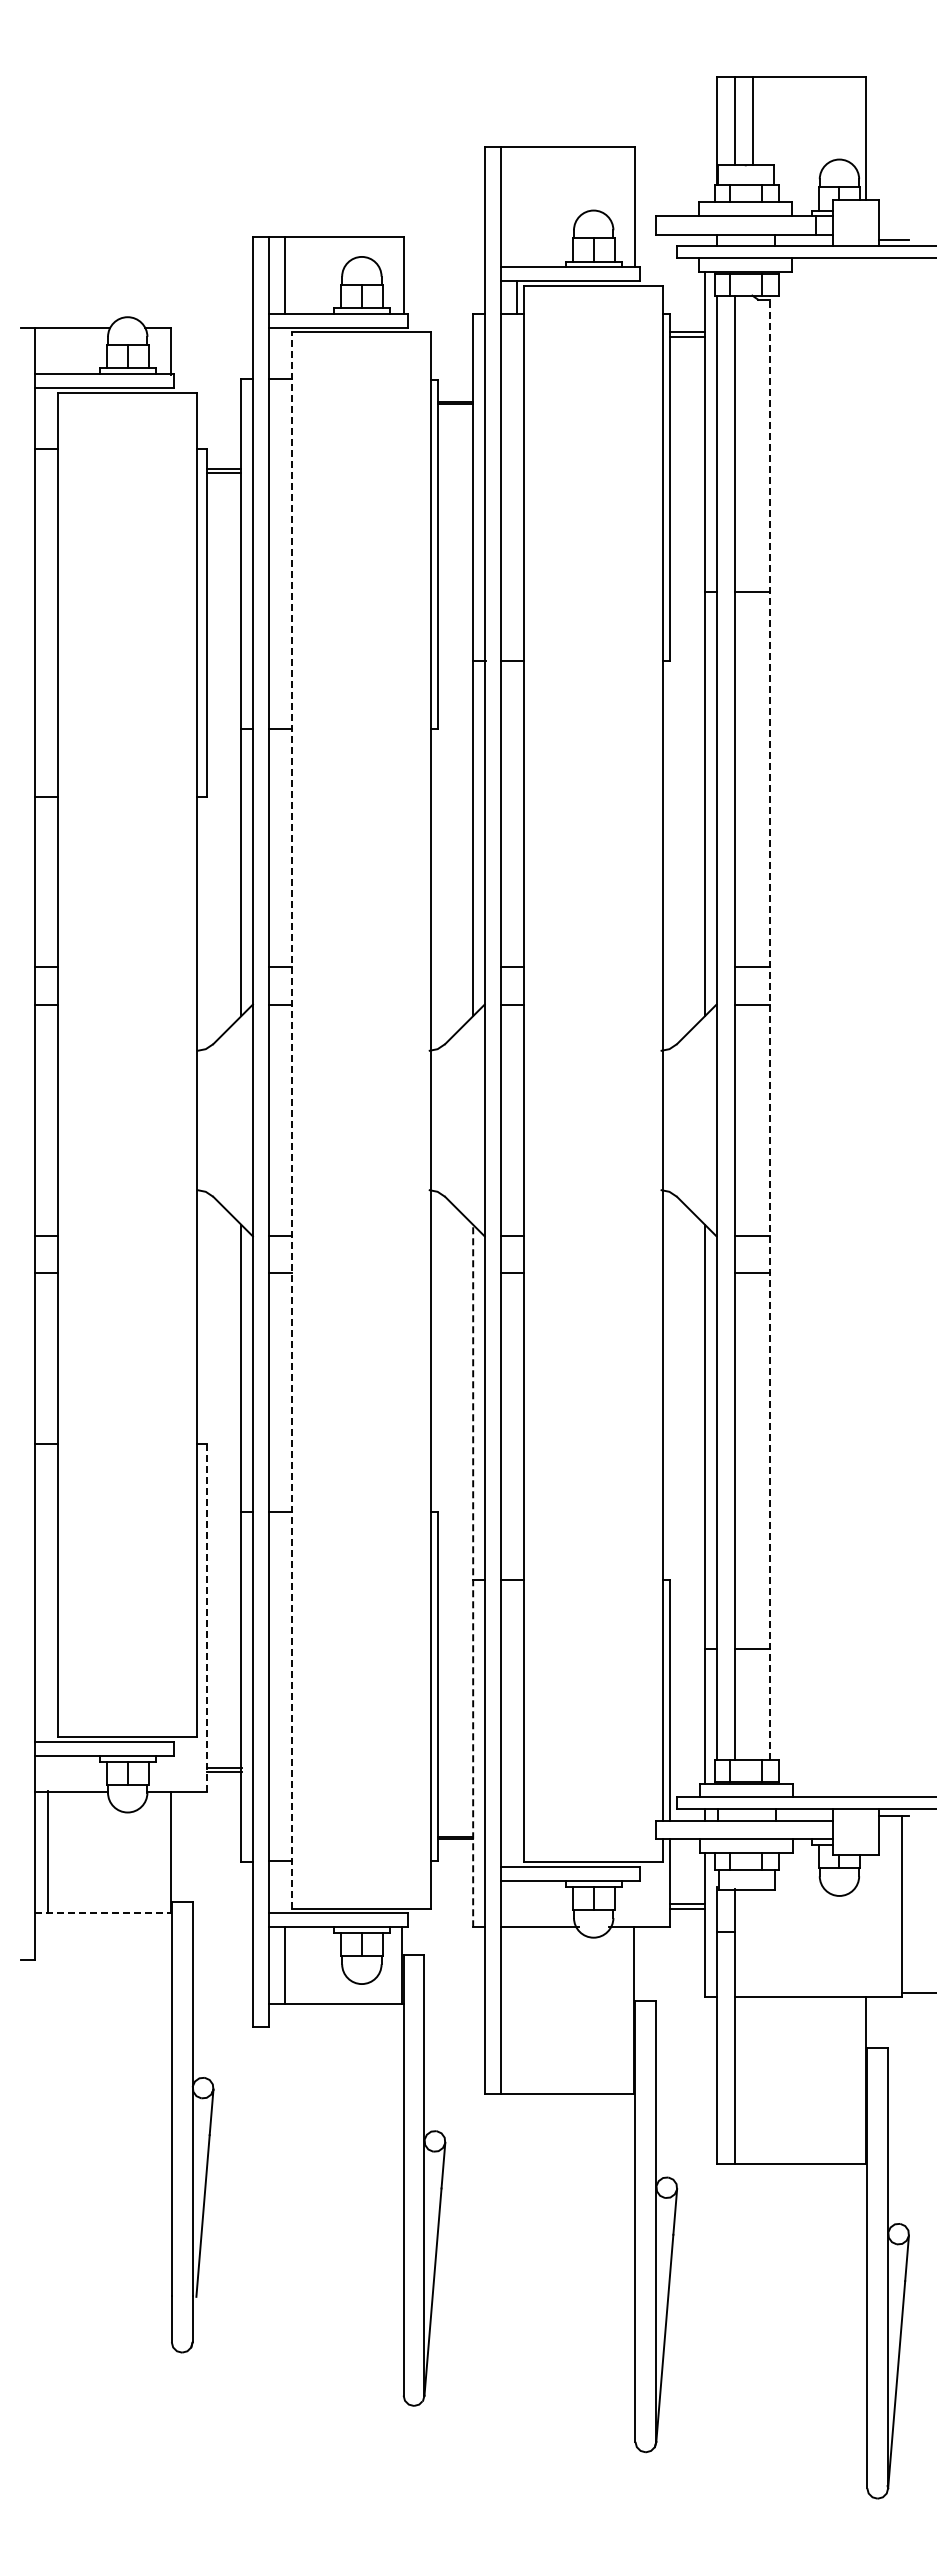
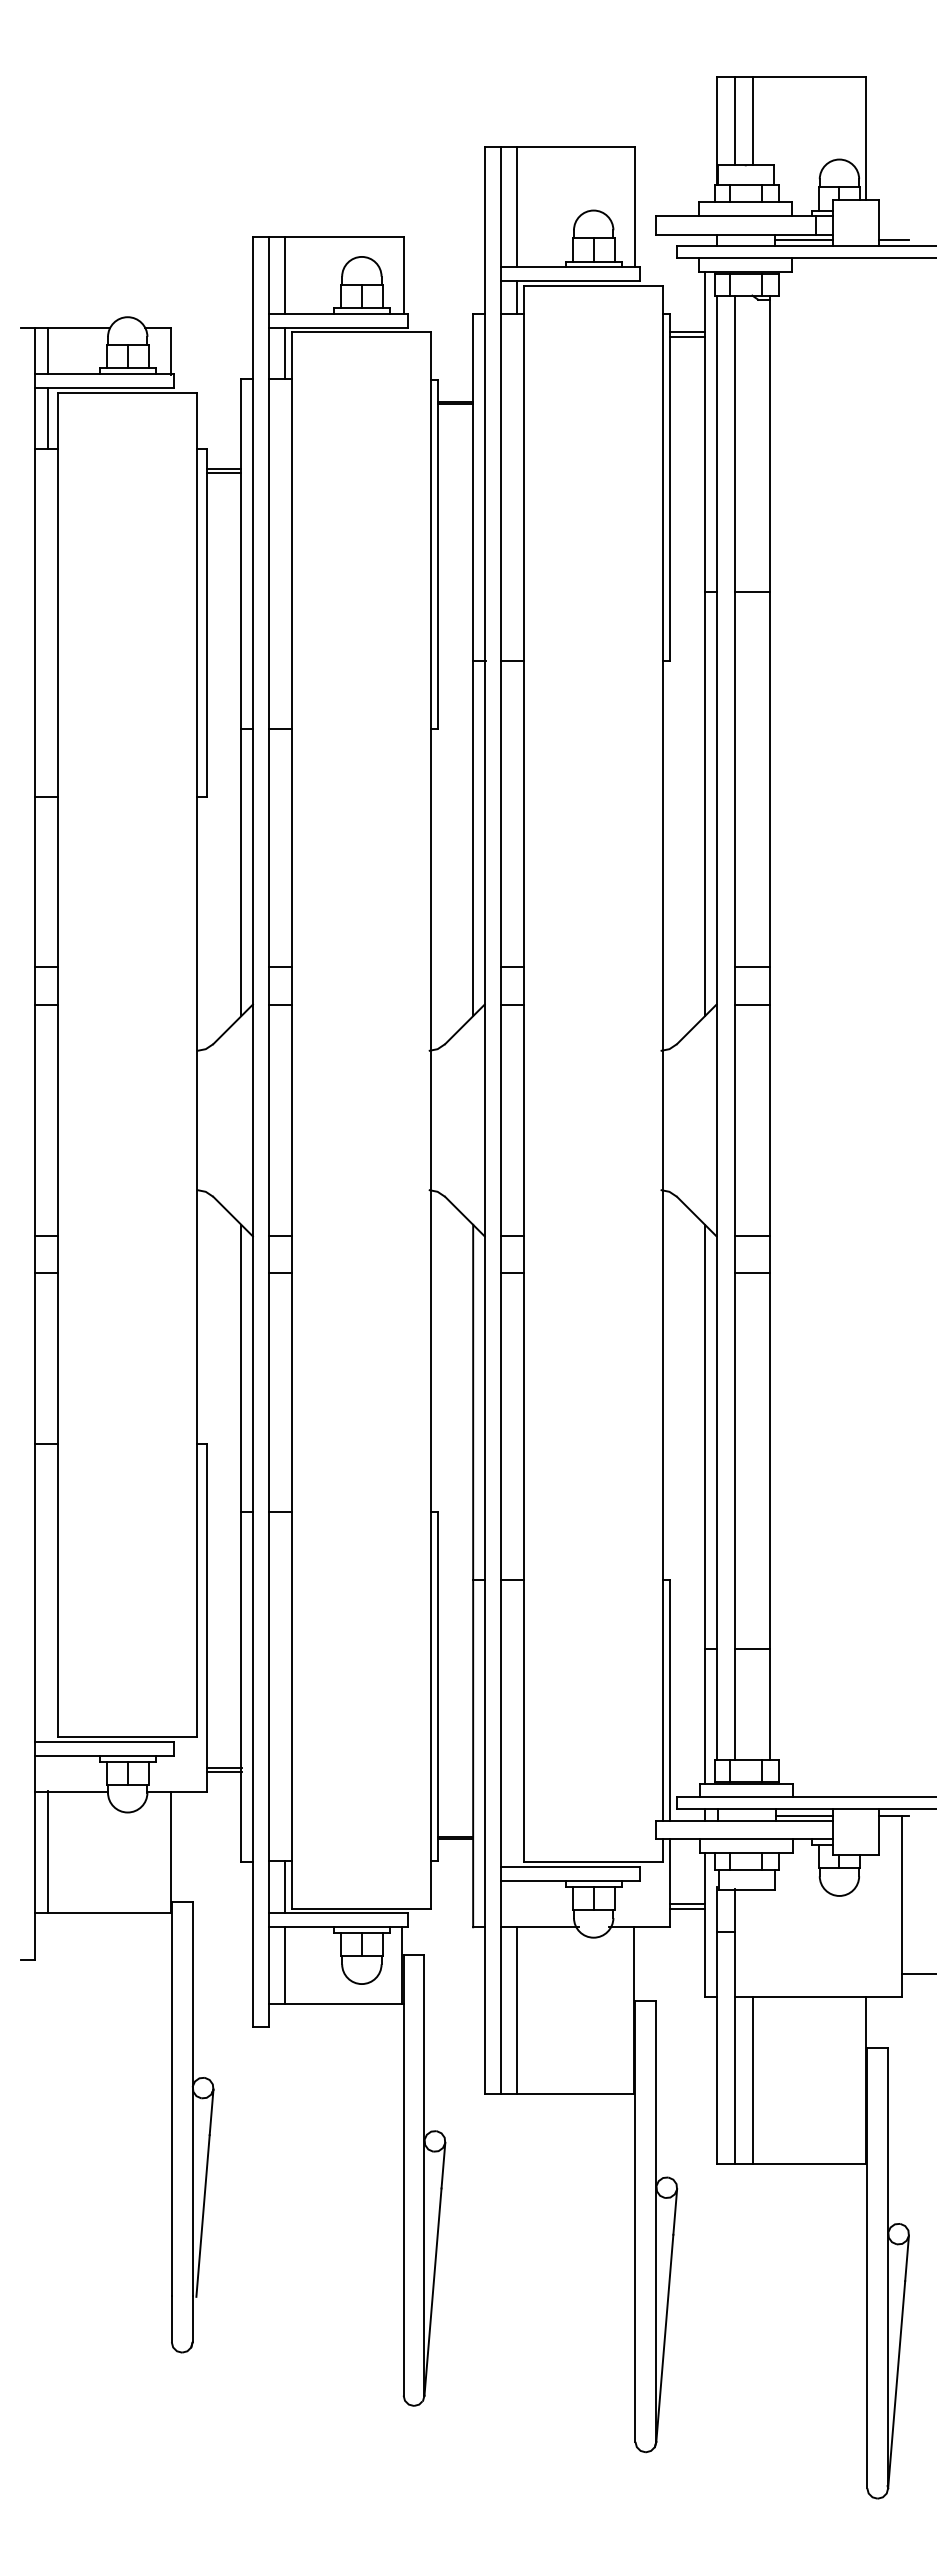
line: none -> present (516, 206)
line: none -> present (803, 239)
line: none -> present (48, 350)
line: none -> present (284, 352)
line: none -> present (48, 418)
line: dashed -> solid (770, 1027)
line: dashed -> solid (292, 1120)
line: dashed -> solid (473, 1575)
line: dashed -> solid (206, 1617)
line: none -> present (804, 1815)
line: none -> present (284, 1887)
line: dashed -> solid (102, 1913)
line position: (917, 1992) -> (917, 1973) (917, 1973)
line: none -> present (516, 2010)
line: none -> present (753, 2079)
